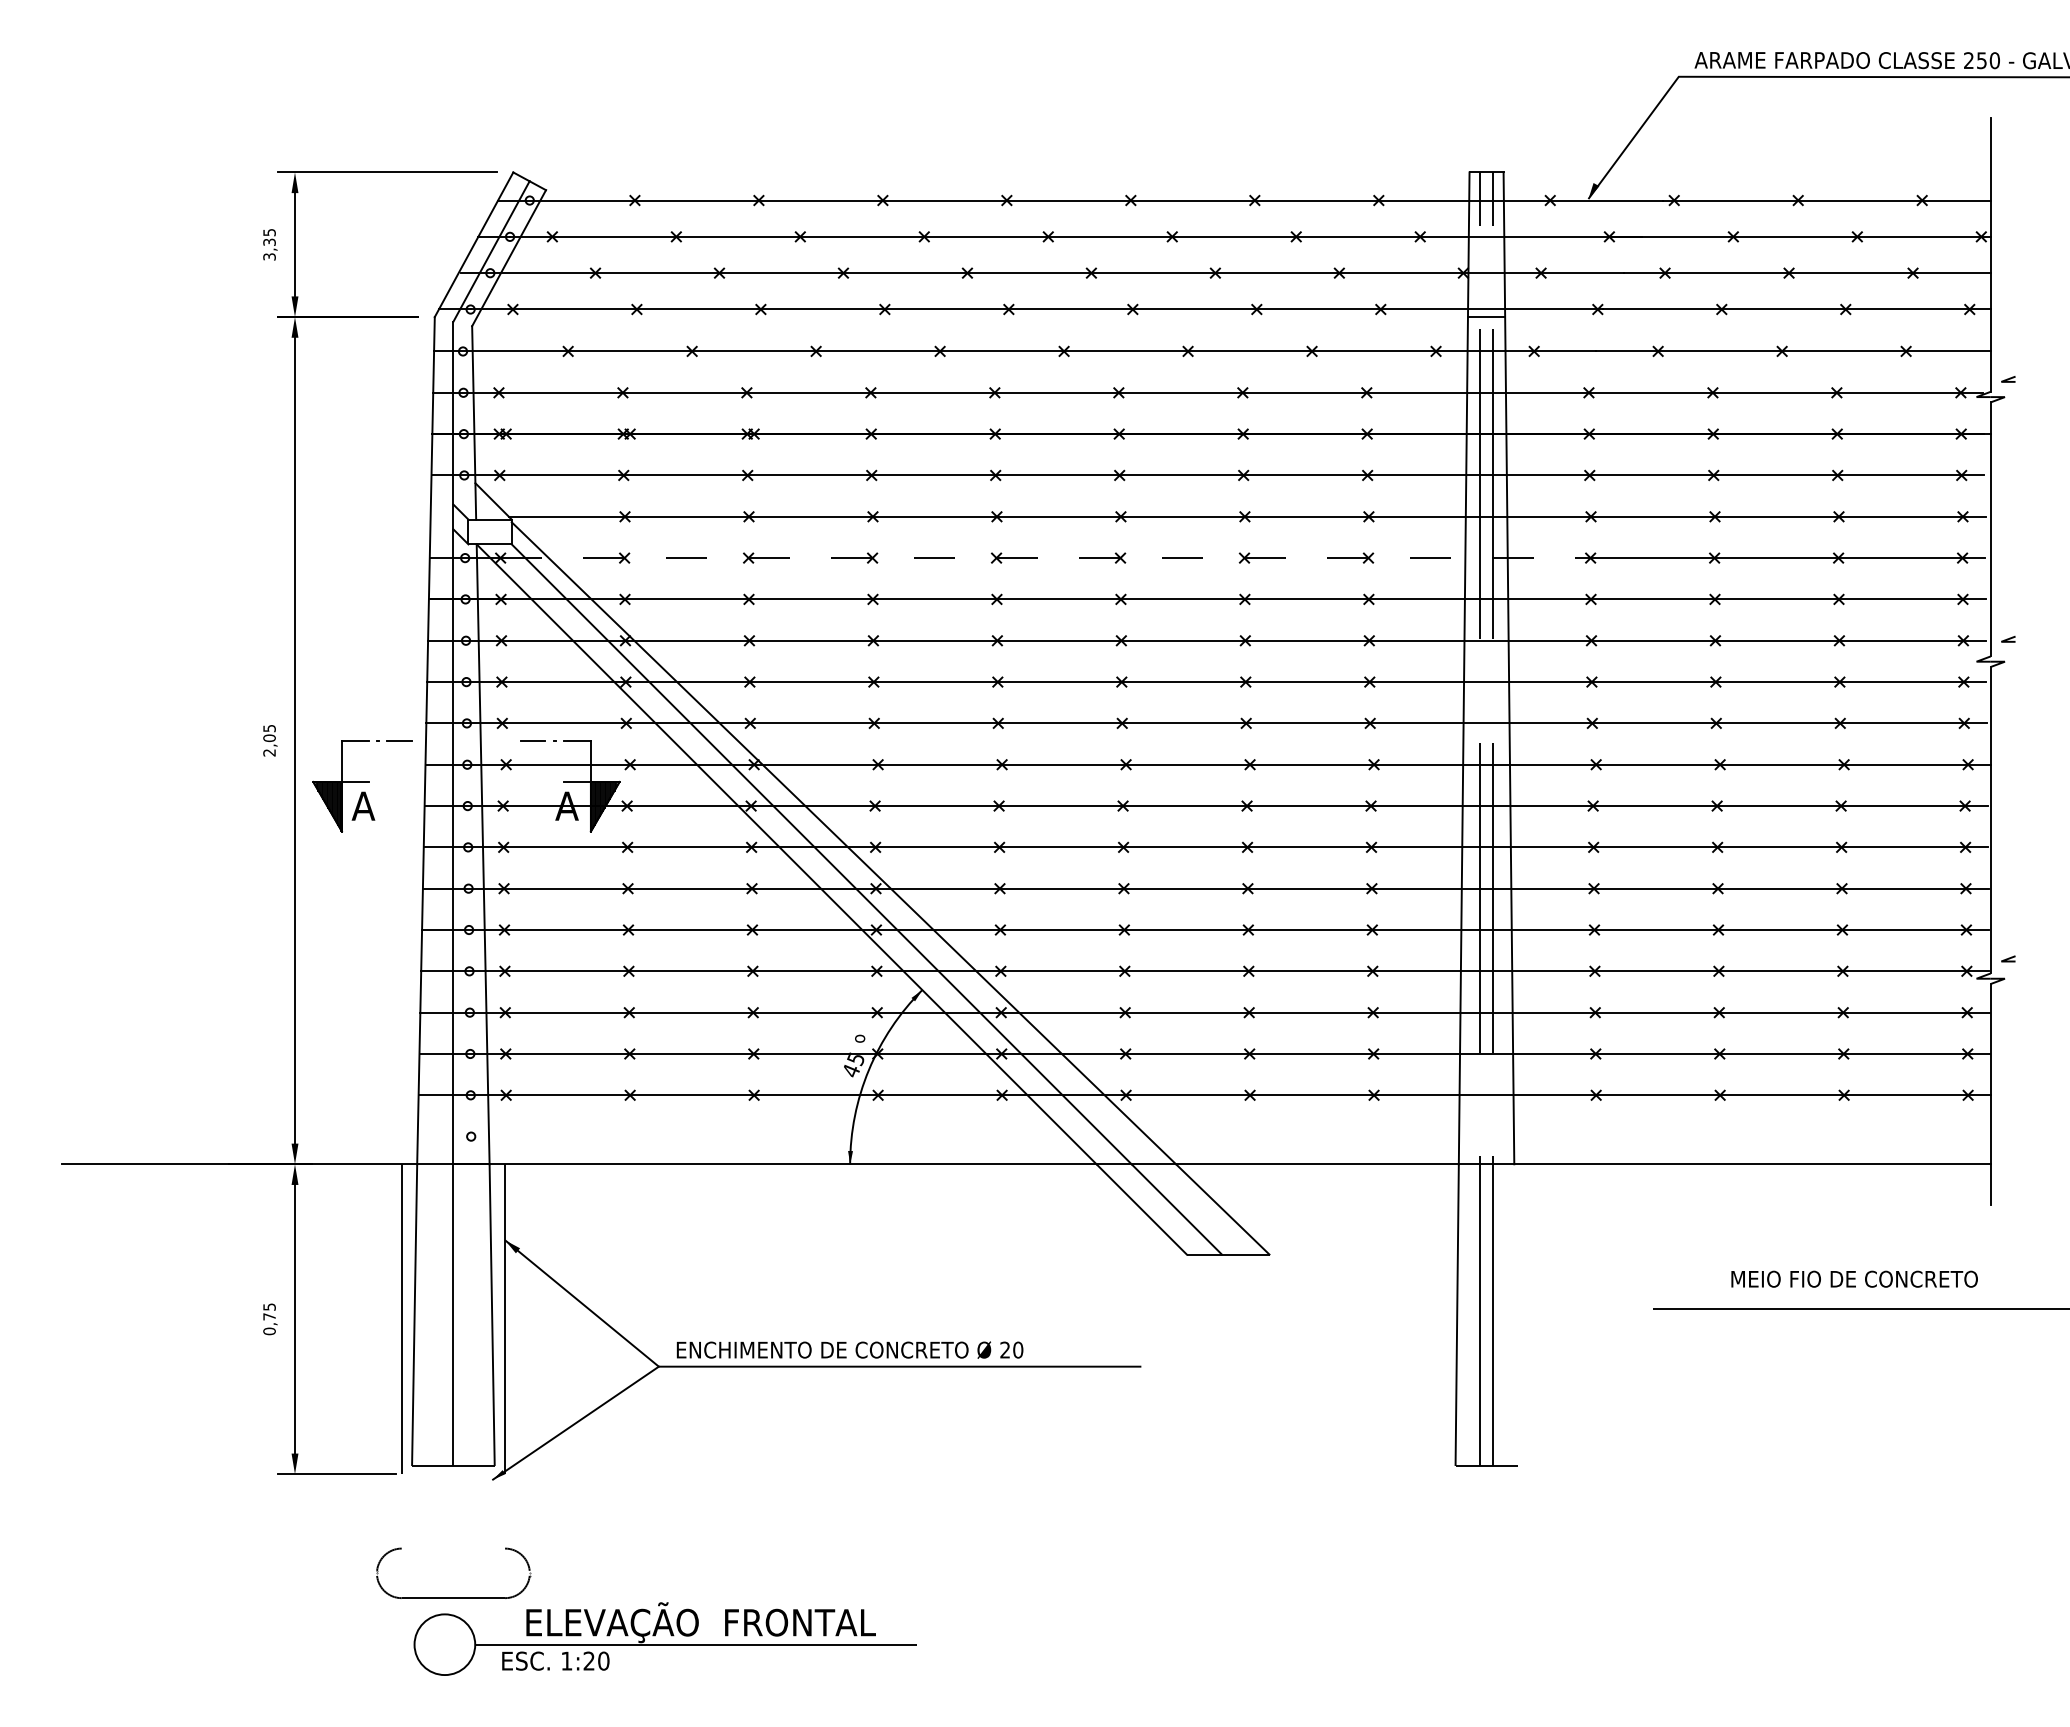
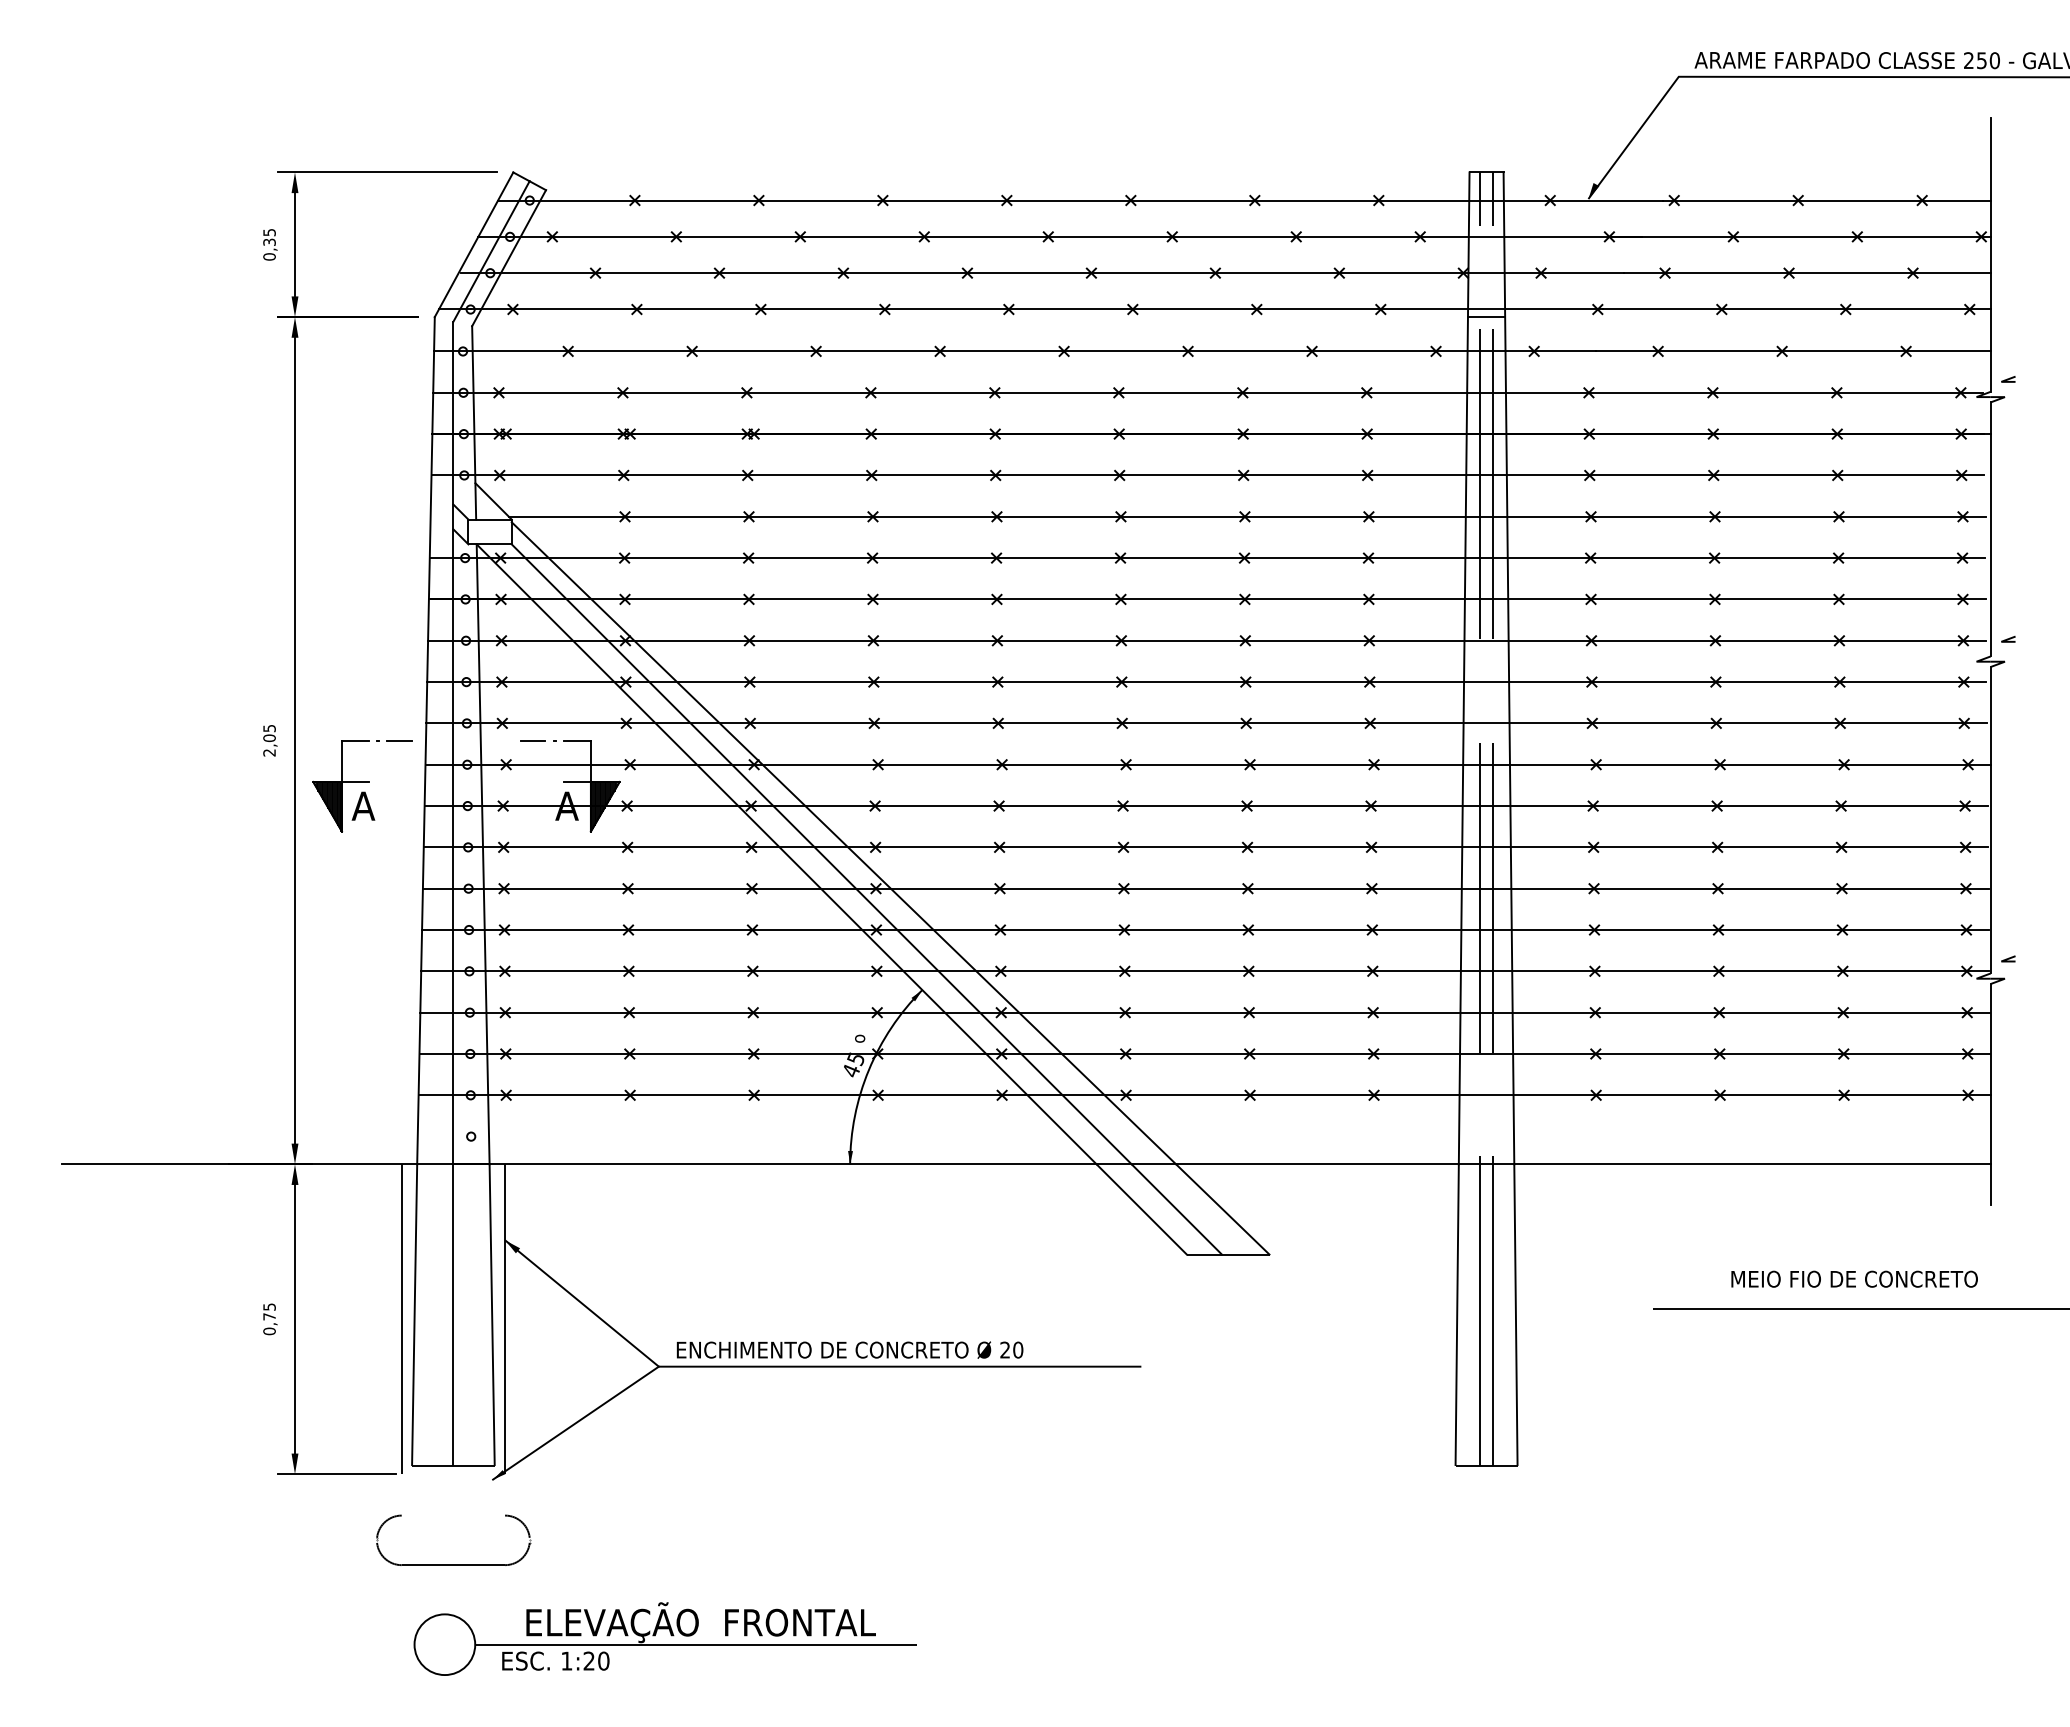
text: 3,35 -> 0,35 (269, 256)
line: dashed -> solid (1045, 558)
line: none -> present (1515, 1314)
part position: (453, 1597) -> (453, 1564) (453, 1564)
